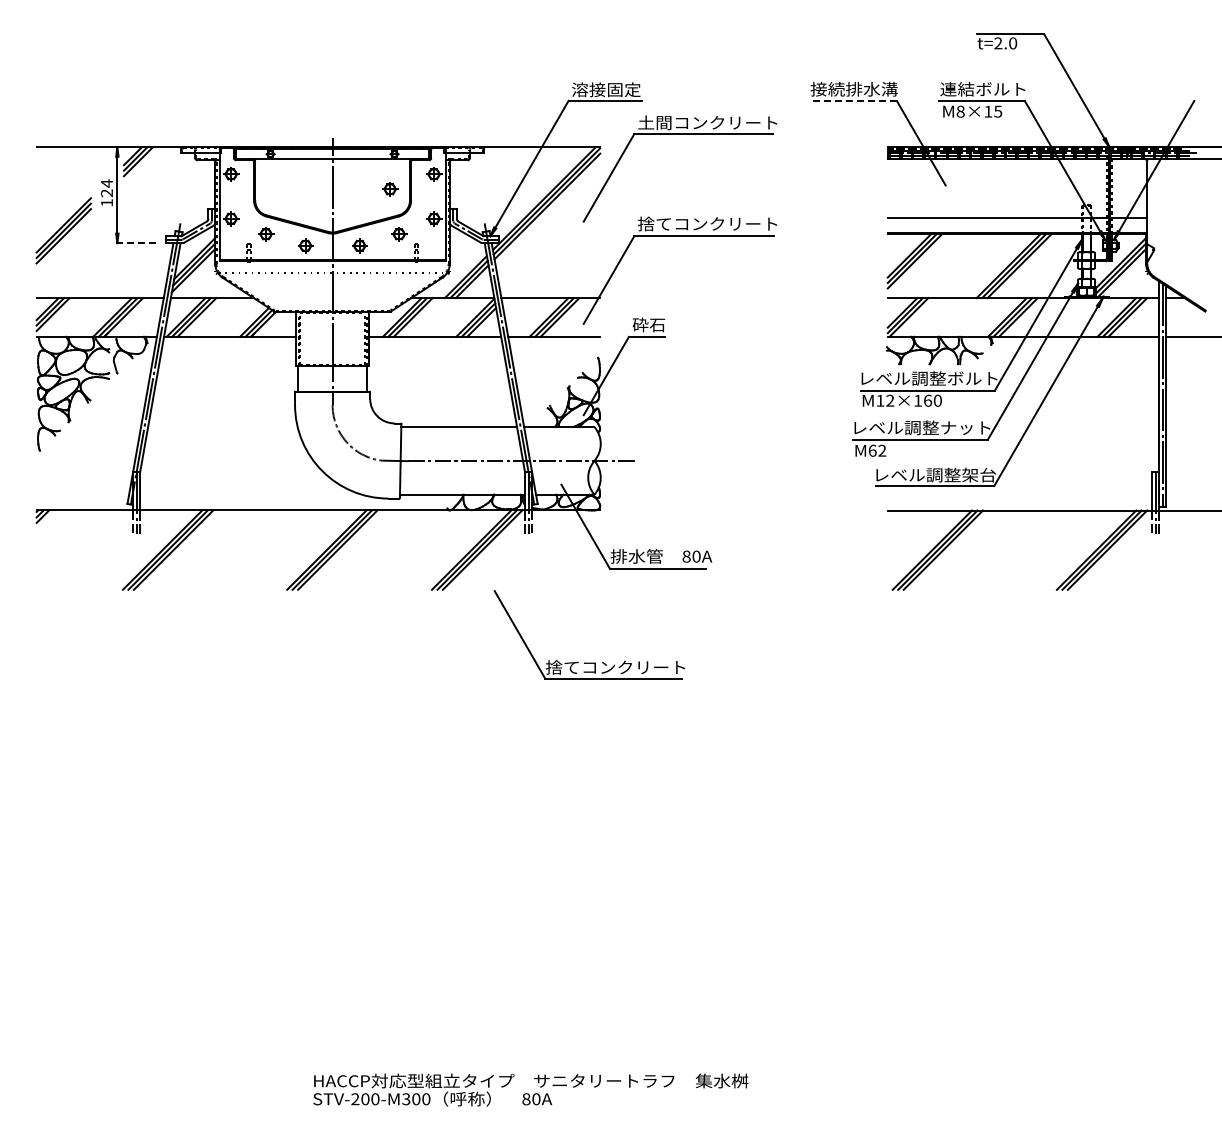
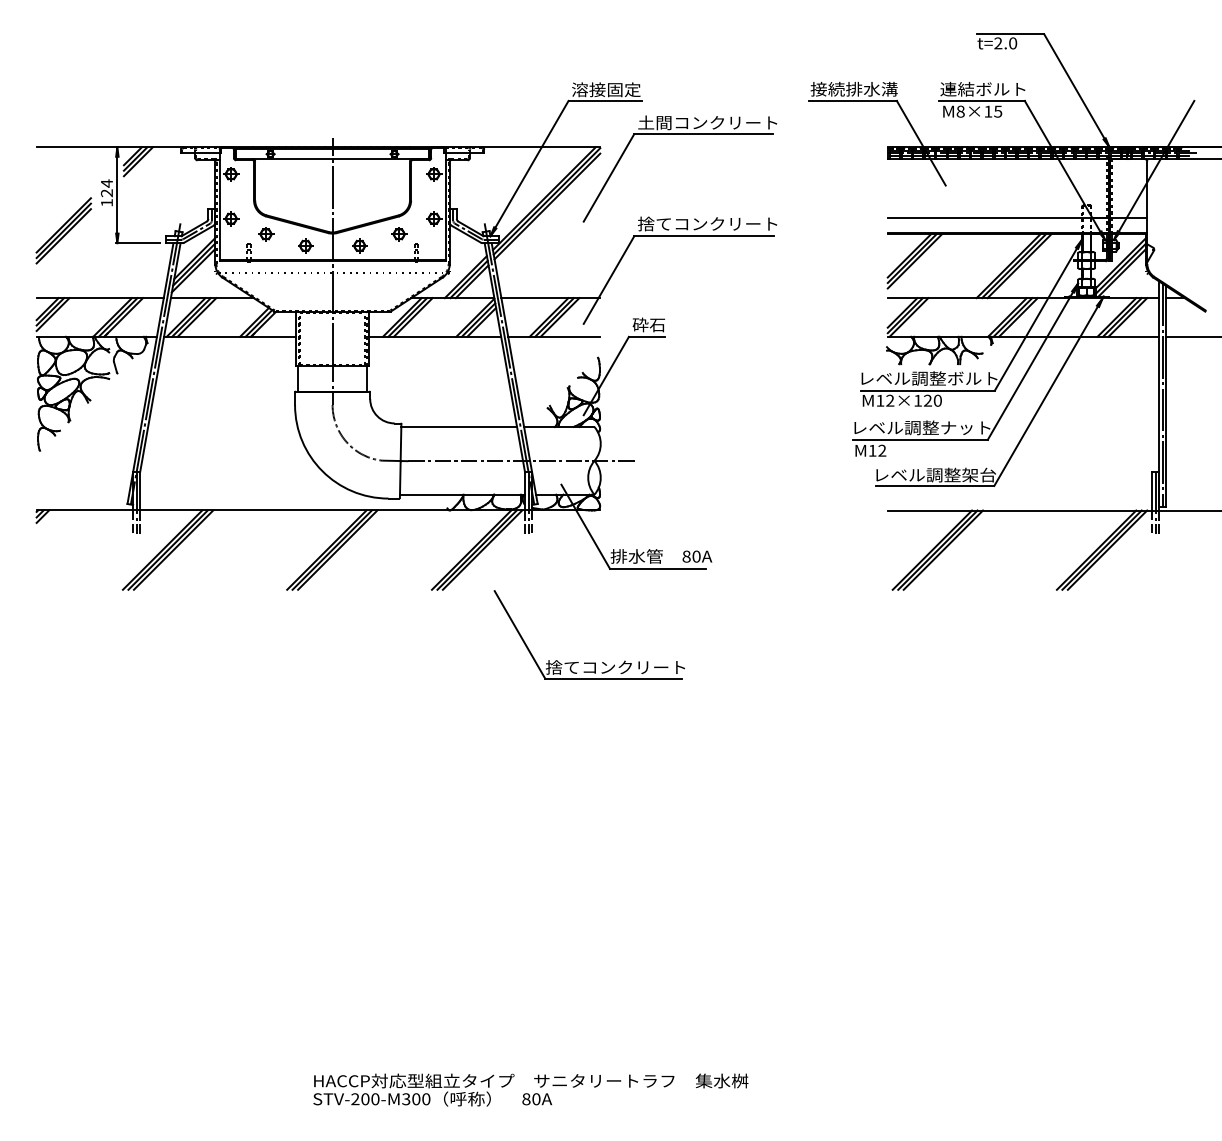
line: dashed -> solid (853, 100)
part: present -> none (390, 189)
line: dashed -> solid (138, 243)
text: M12×160 -> M12×120 (927, 400)
text: M62 -> M12 (872, 450)
